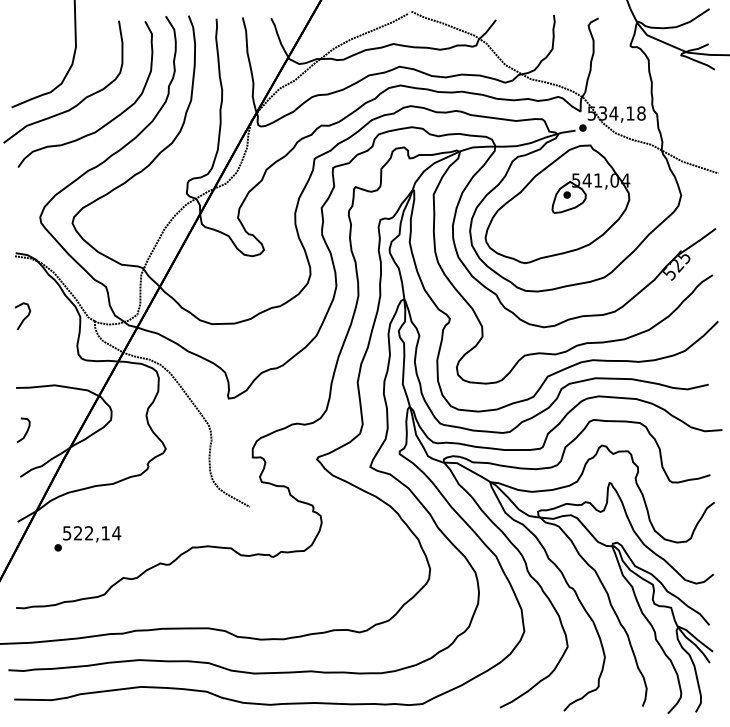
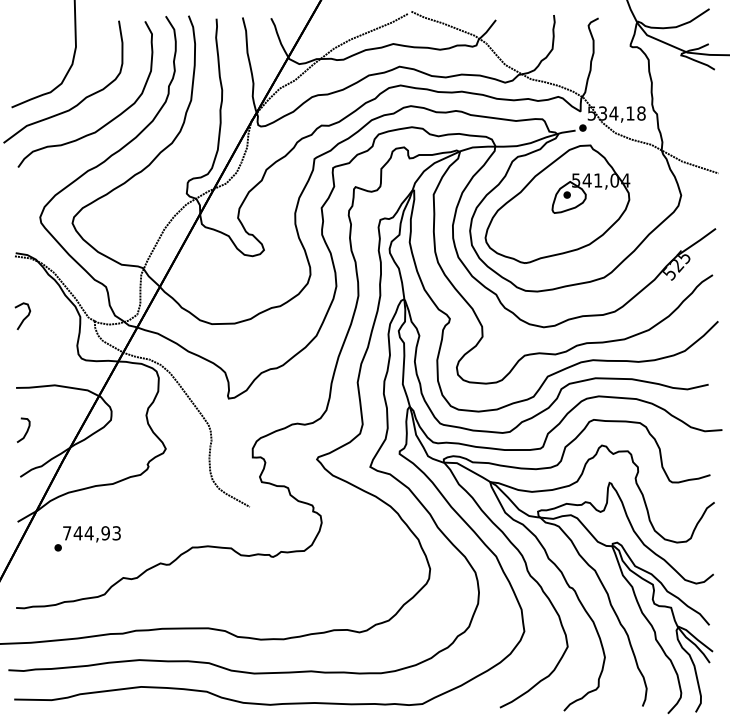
text: 522,14 -> 744,93 (92, 533)
